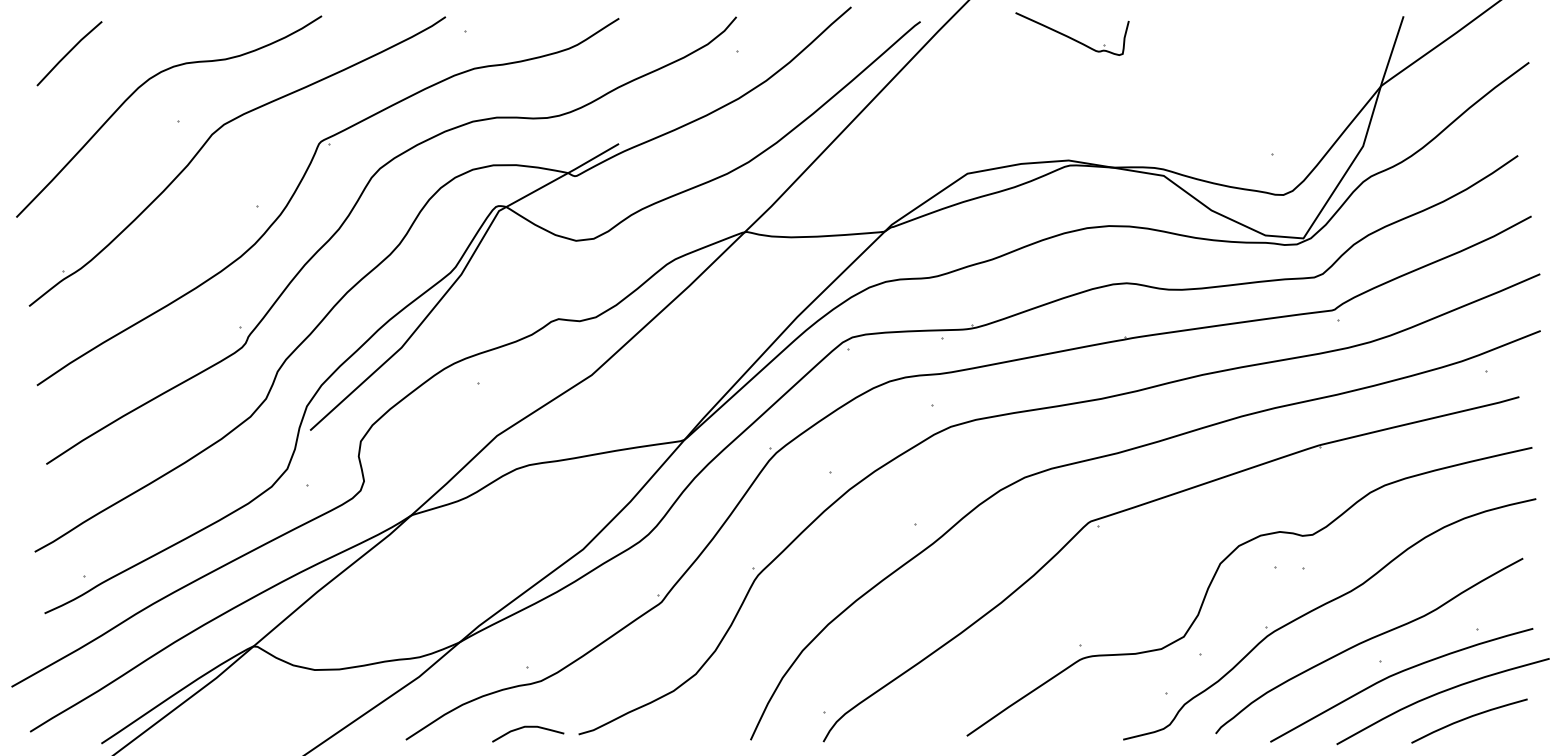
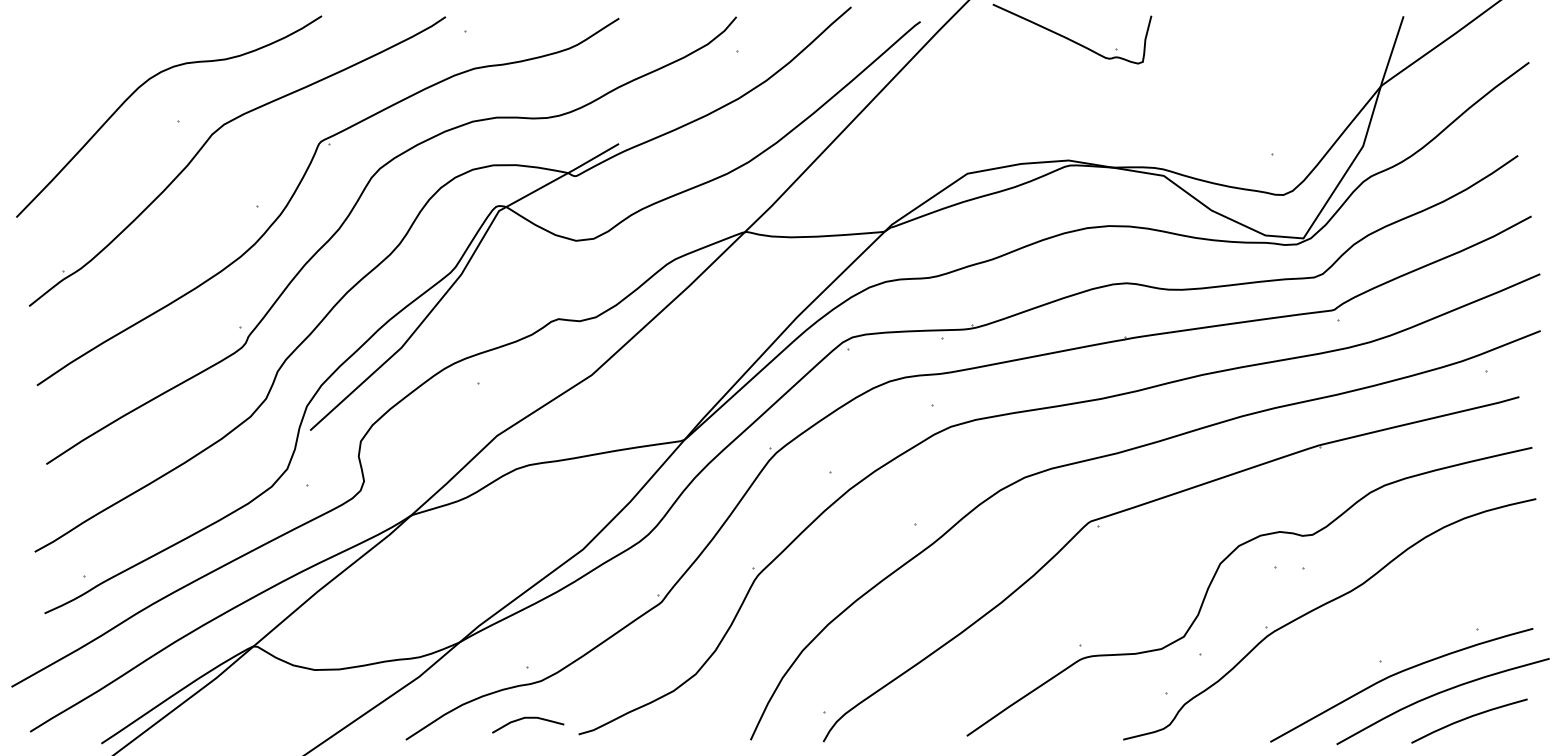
part size: 115x44 px -> 161x62 px (1072, 33)
line: present -> none (69, 53)
curve: present -> none (1367, 641)
curve position: (528, 727) -> (528, 718) (528, 718)
